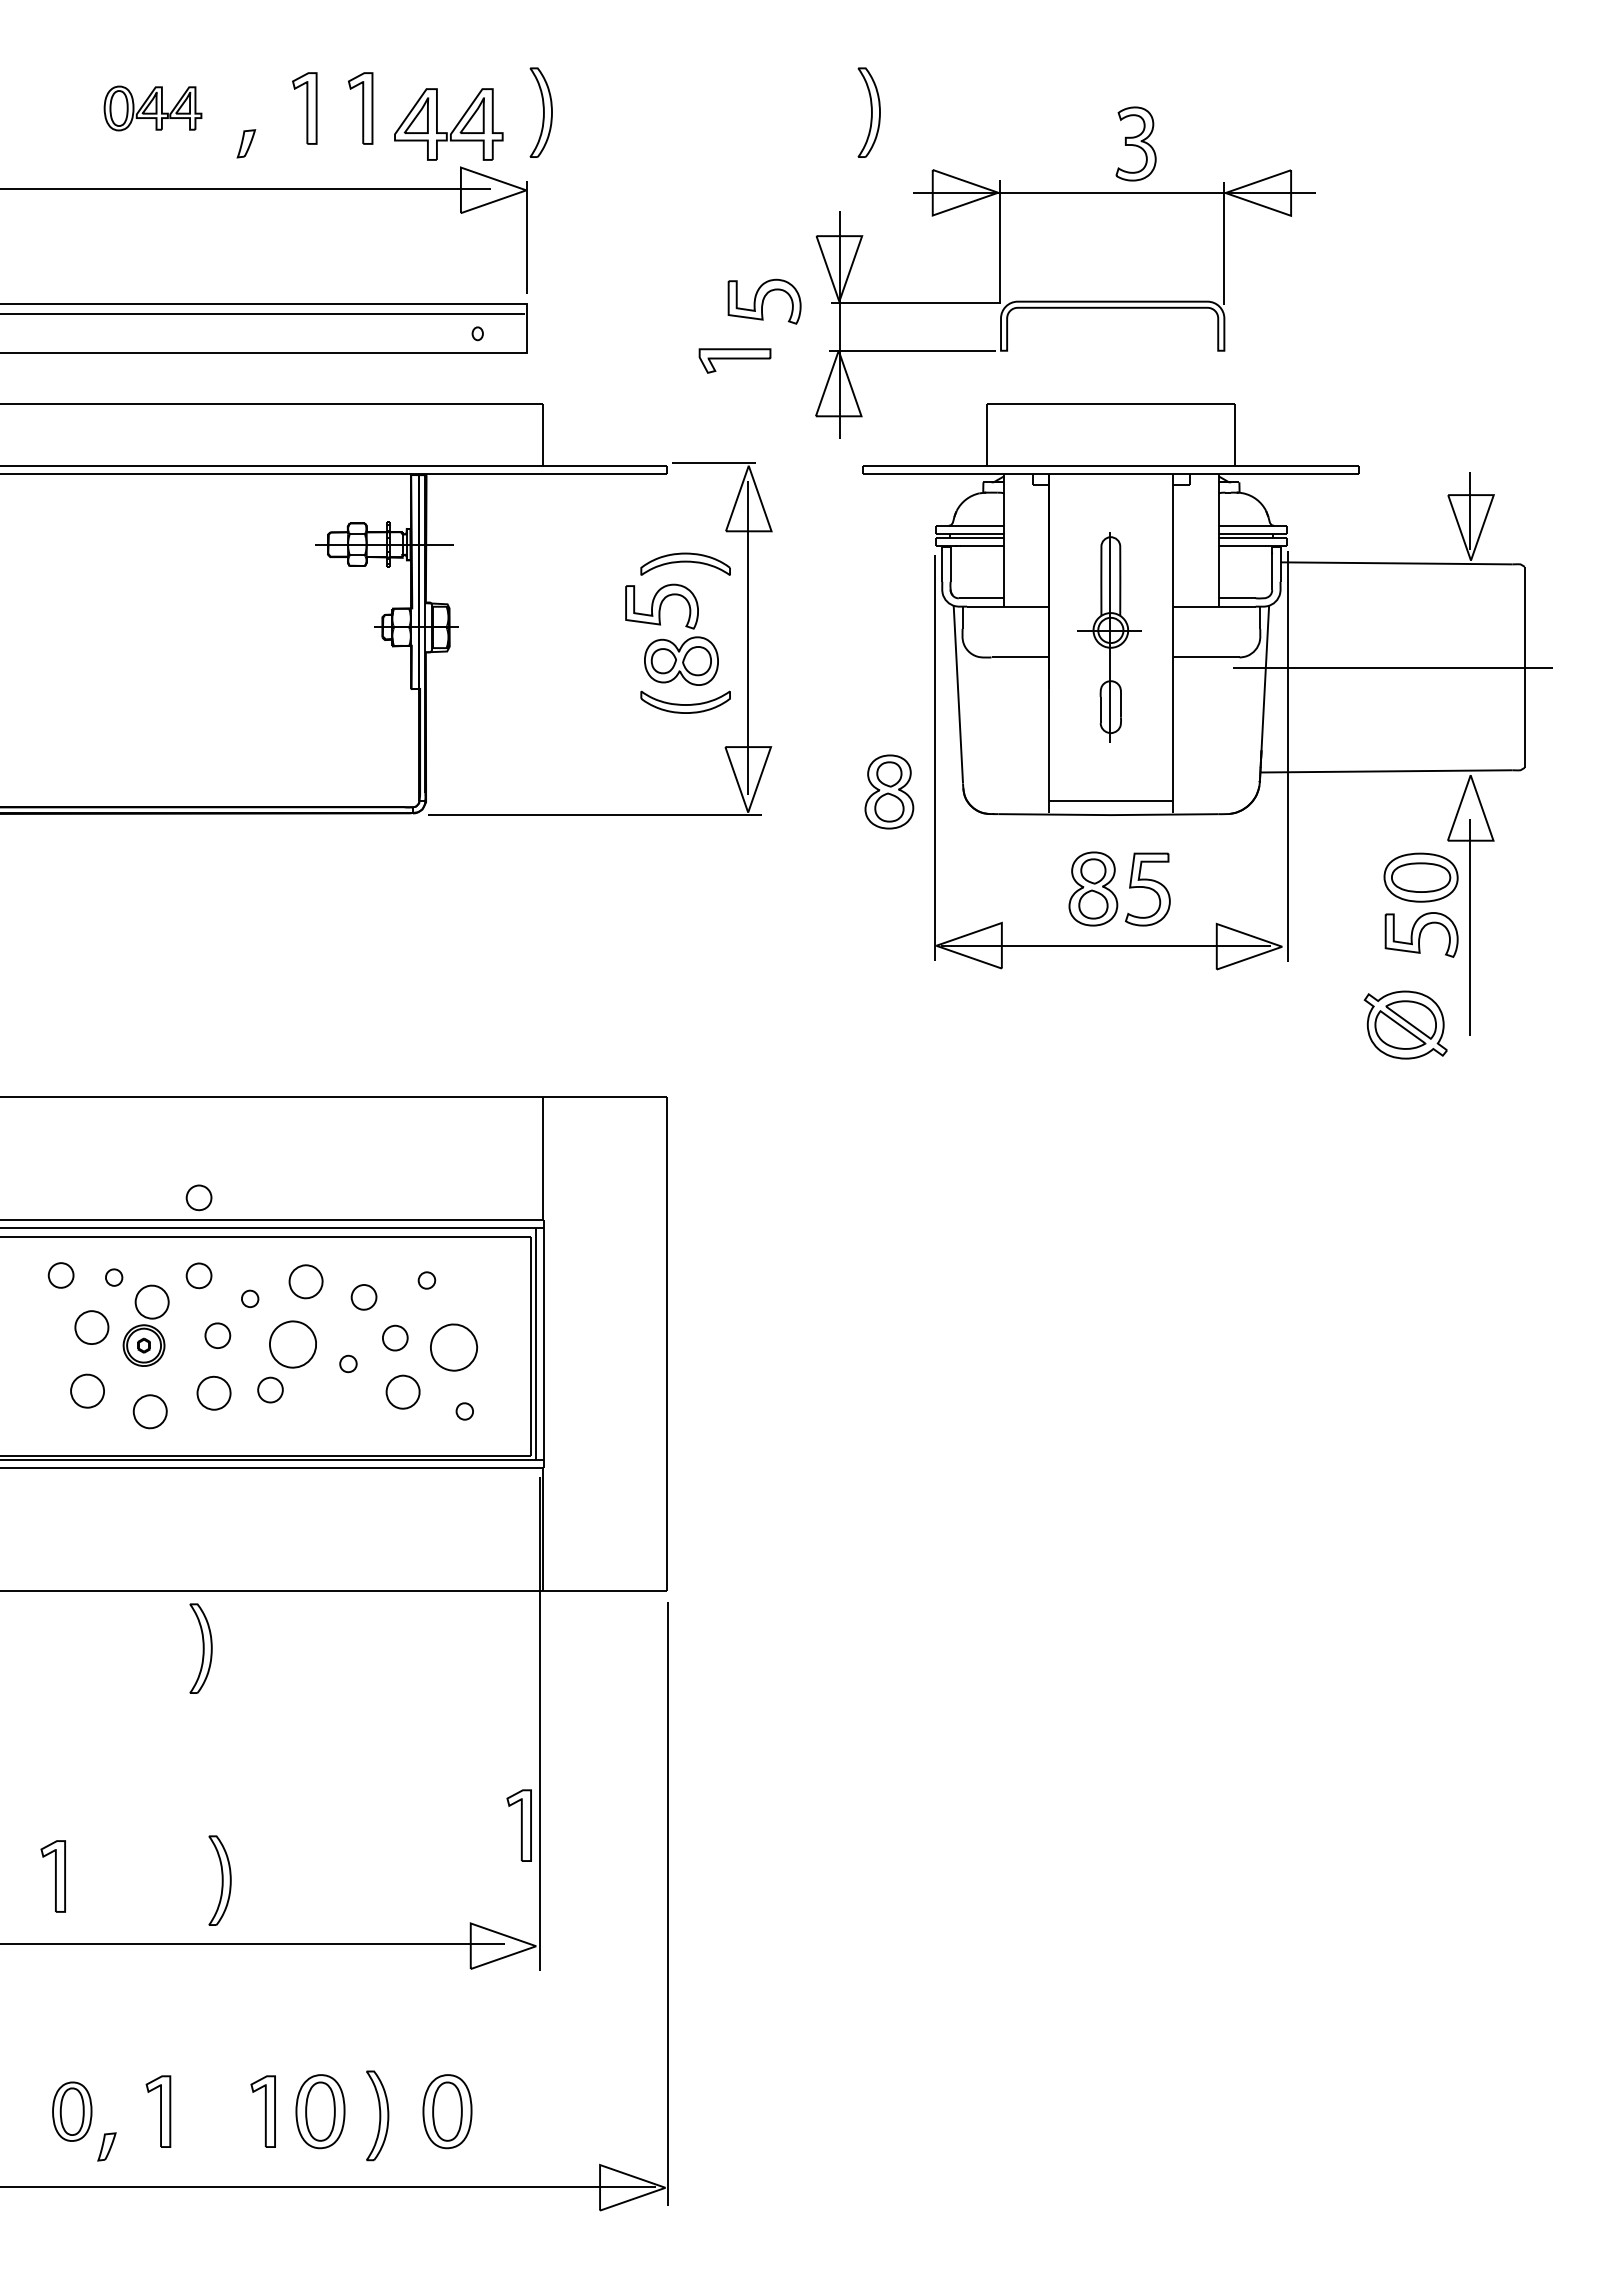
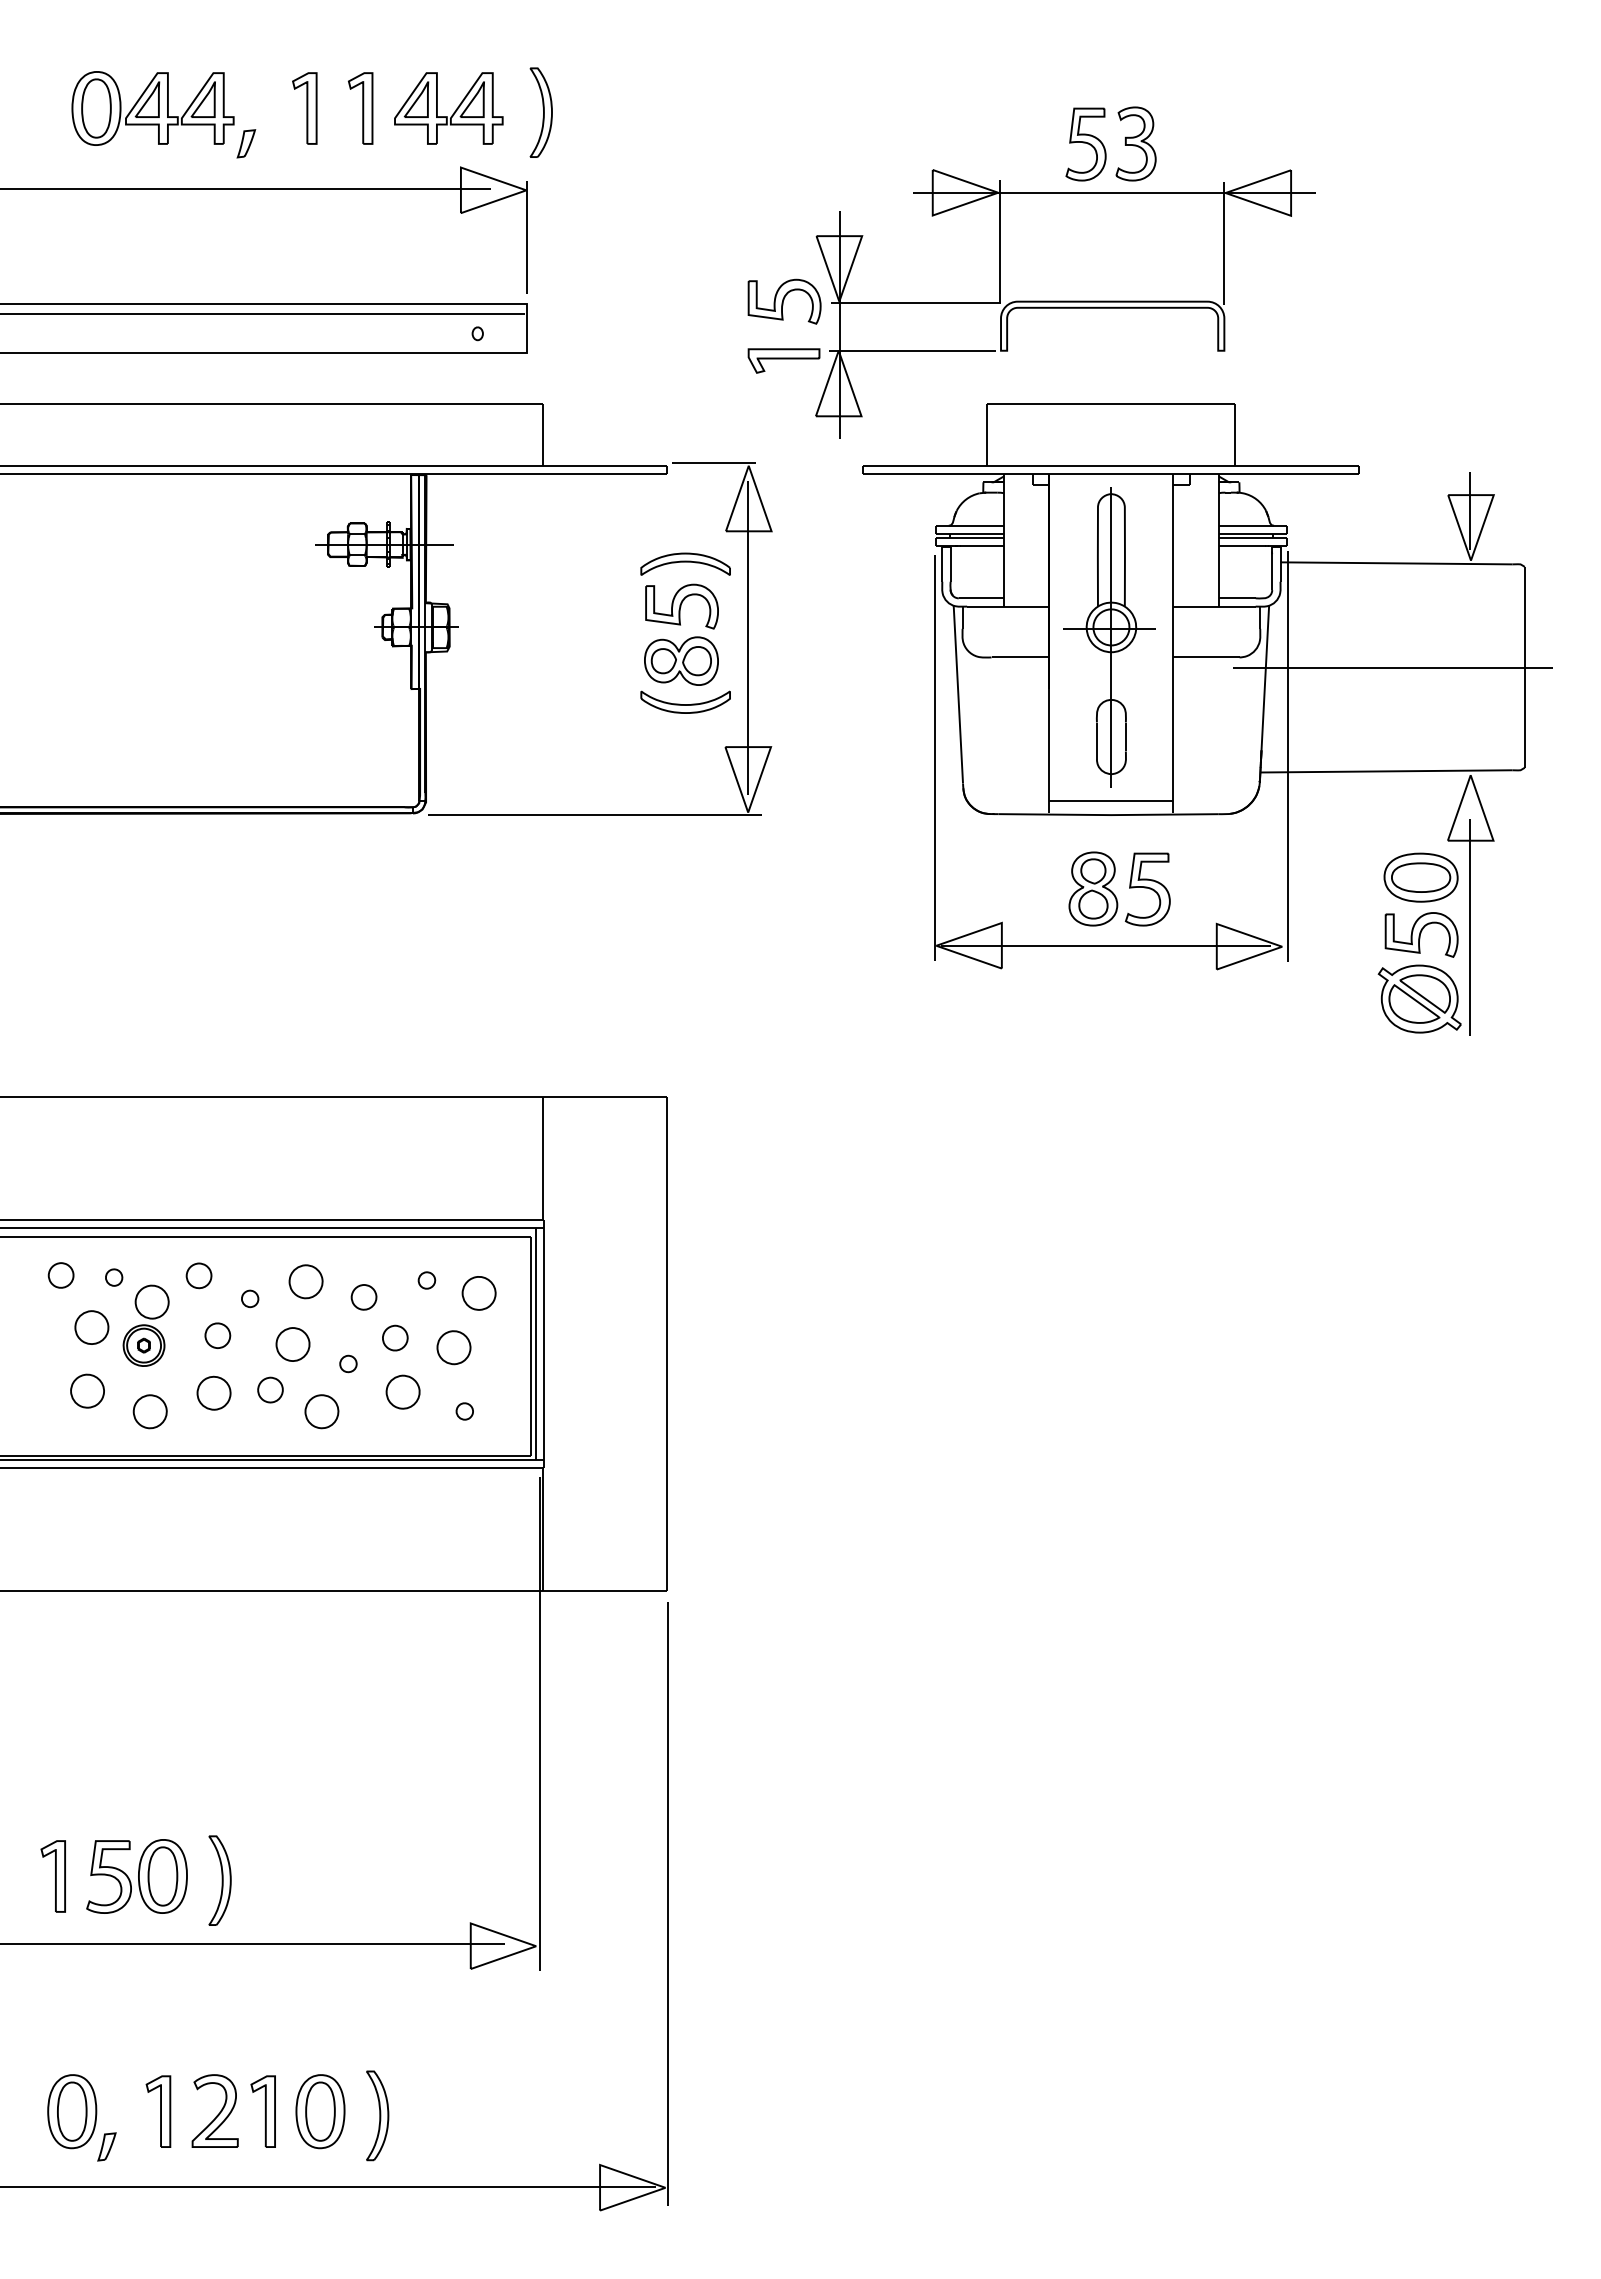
part size: 100x47 px -> 164x75 px (152, 108)
part: present -> none (868, 112)
part position: (453, 128) -> (453, 112) (453, 112)
part: none -> present (1085, 144)
part position: (764, 301) -> (784, 301) (784, 301)
part position: (734, 360) -> (783, 360) (783, 360)
part position: (661, 606) -> (681, 606) (681, 606)
part size: 65x211 px -> 93x301 px (1109, 637)
part: present -> none (889, 791)
part position: (1405, 1024) -> (1419, 998) (1419, 998)
part: present -> none (198, 1197)
part: none -> present (478, 1293)
part size: 48x49 px -> 36x35 px (292, 1344)
part size: 48x49 px -> 36x36 px (453, 1347)
part: none -> present (321, 1411)
part: present -> none (200, 1648)
part: present -> none (518, 1825)
part: none -> present (136, 1876)
part: none -> present (214, 2110)
part size: 41x61 px -> 51x76 px (72, 2111)
part: present -> none (447, 2111)
